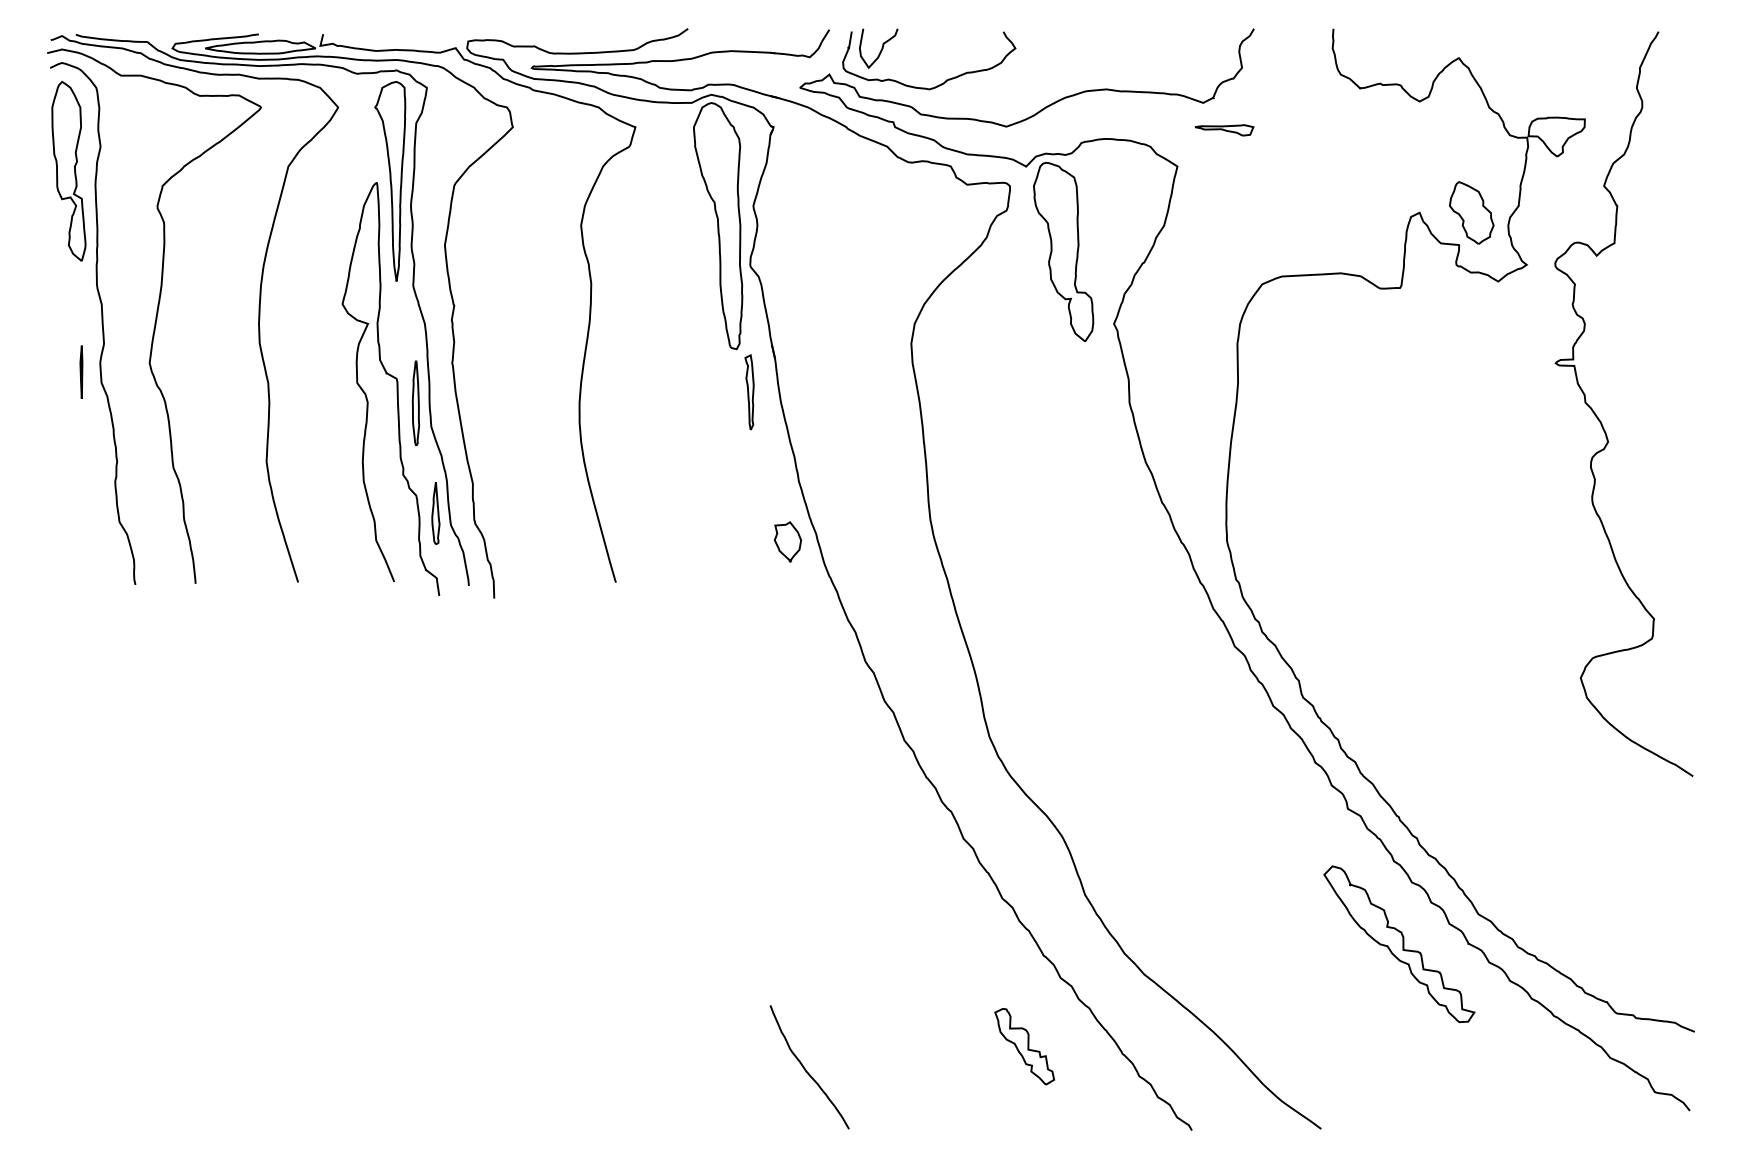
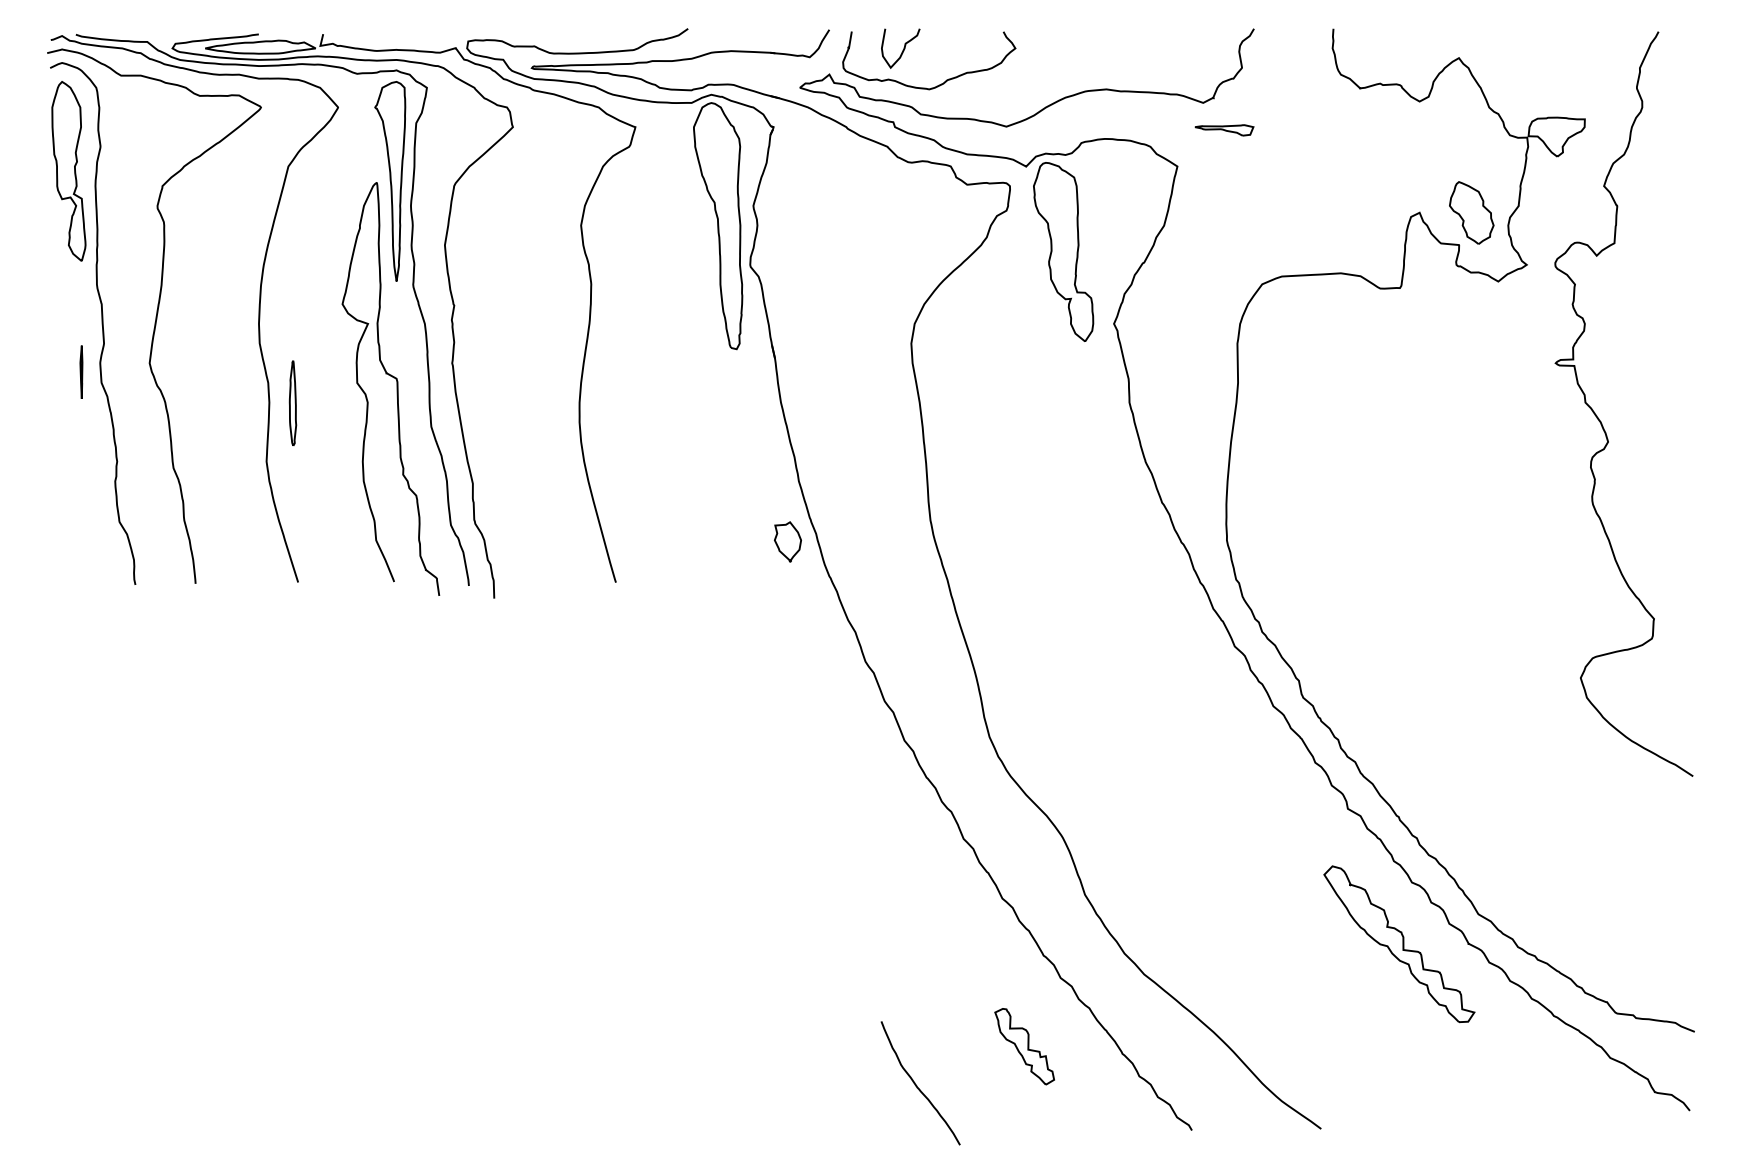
curve position: (880, 50) -> (902, 50) (902, 50)
part: present -> none (749, 392)
part position: (415, 402) -> (292, 402) (292, 402)
part: present -> none (435, 513)
curve position: (806, 1069) -> (917, 1085) (917, 1085)
